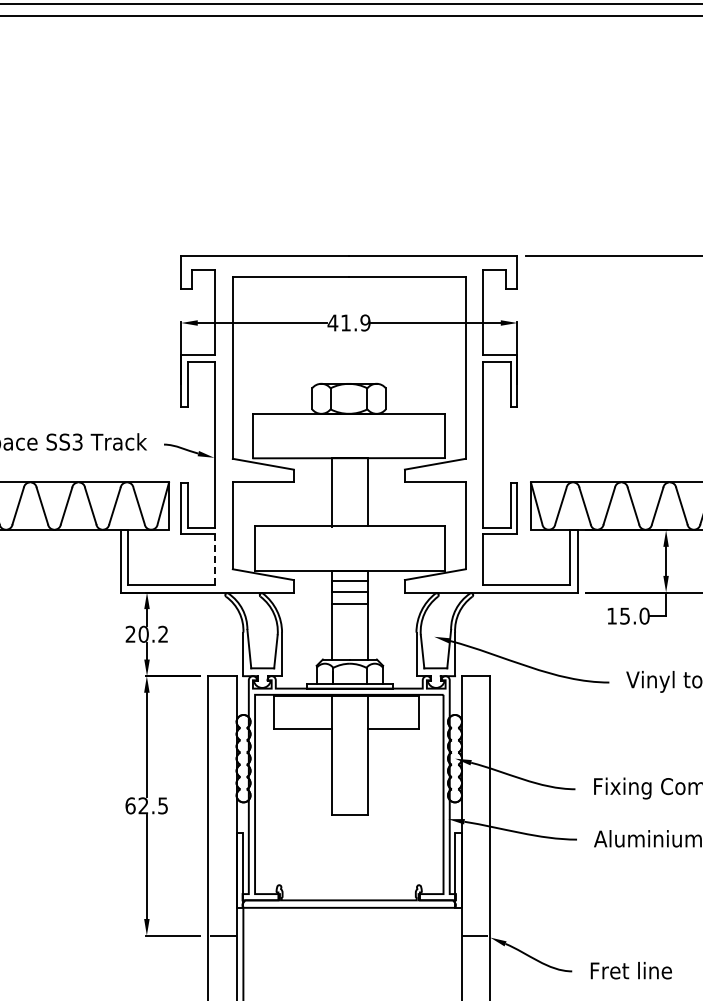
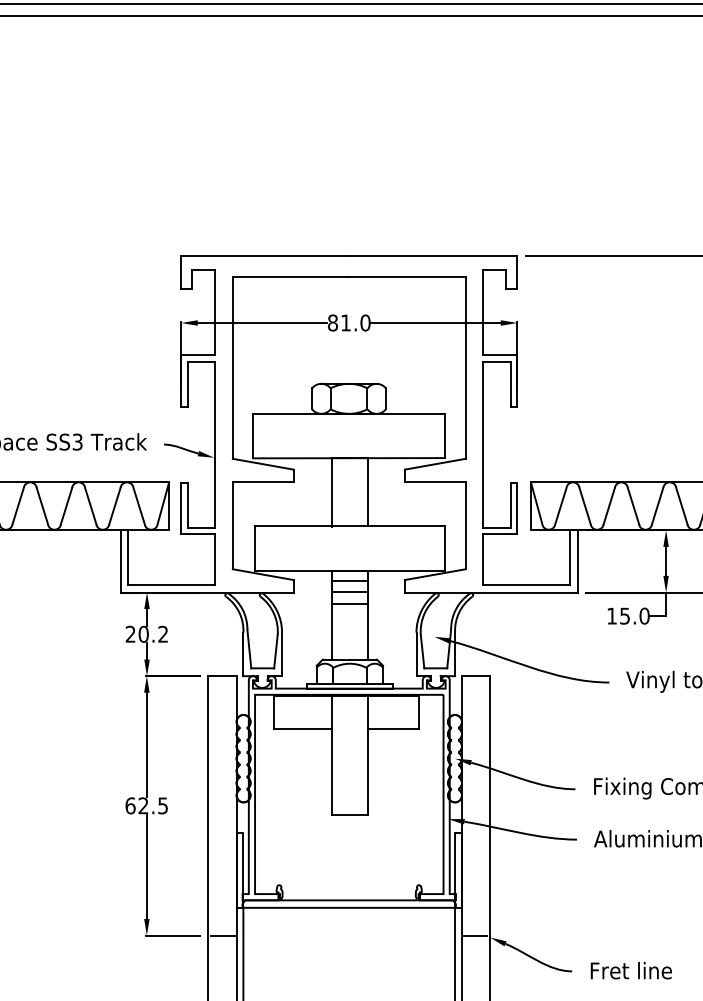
text: 41.9 -> 81.0 (348, 322)
line: dashed -> solid (215, 559)
line: none -> present (455, 952)
